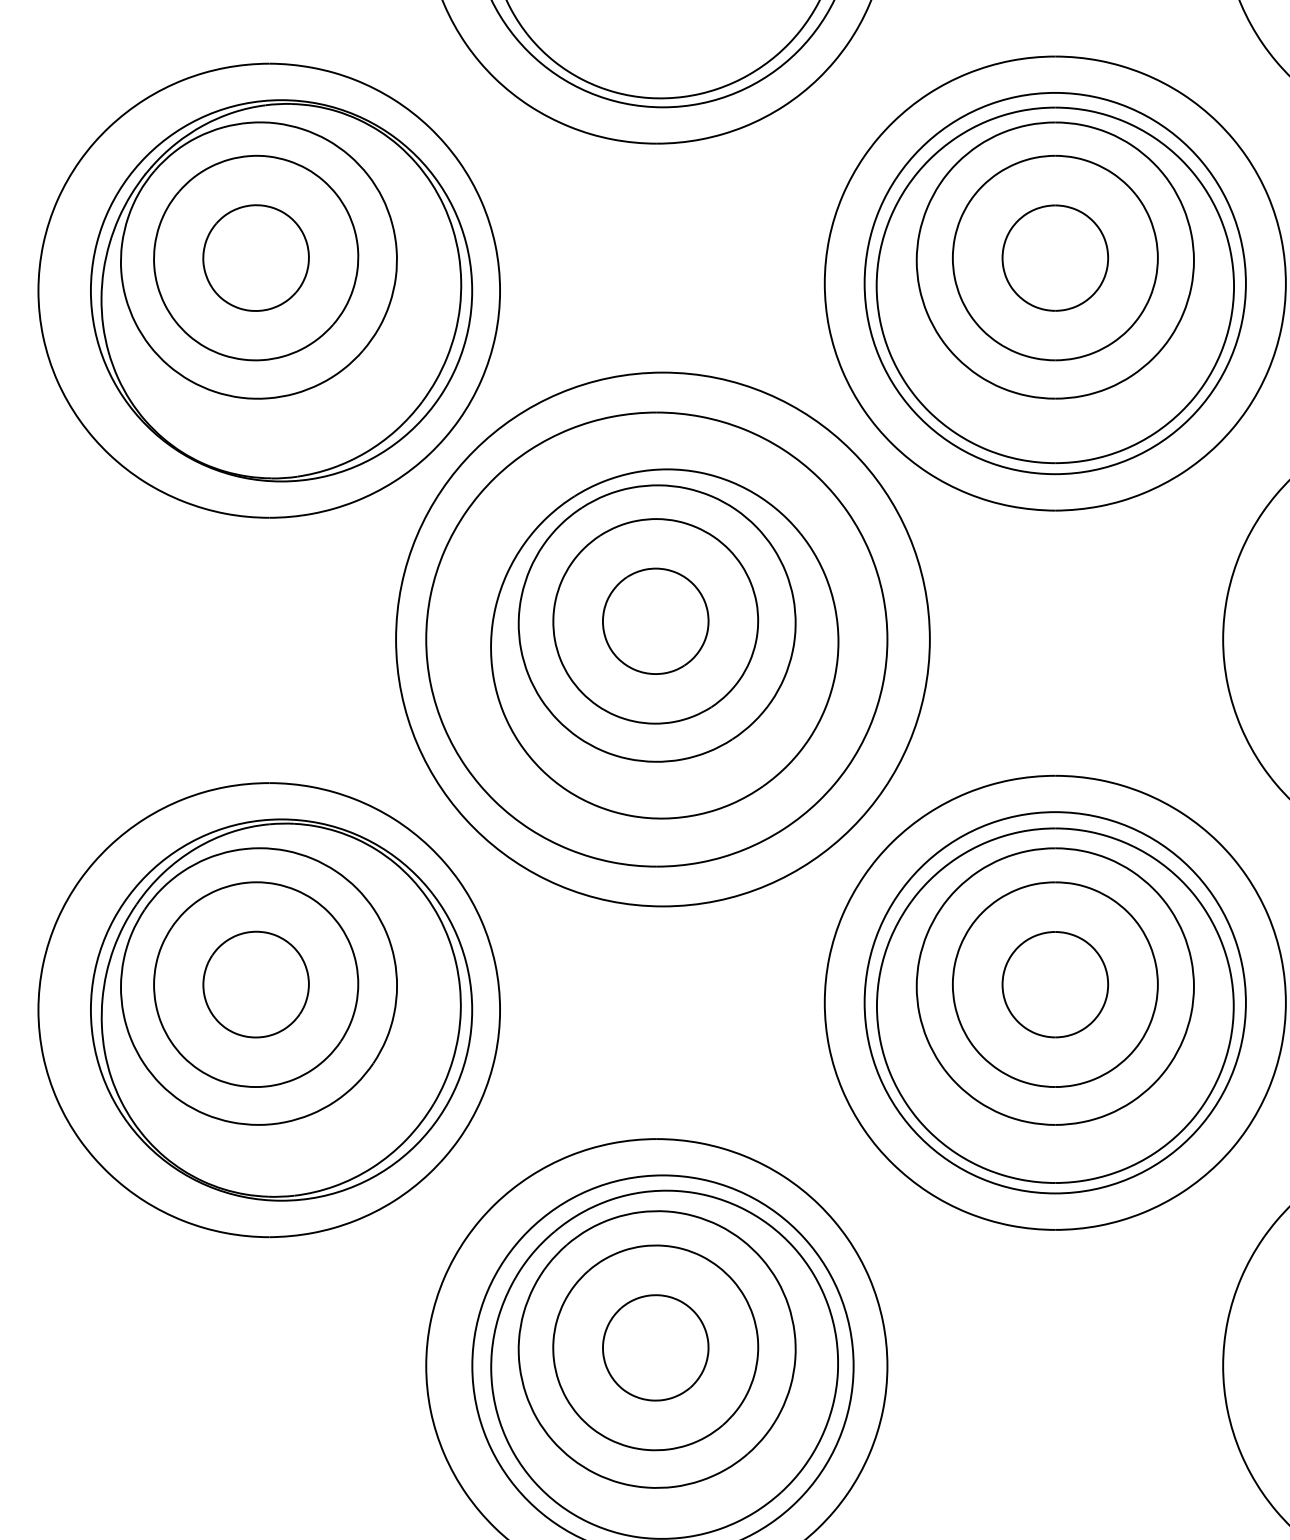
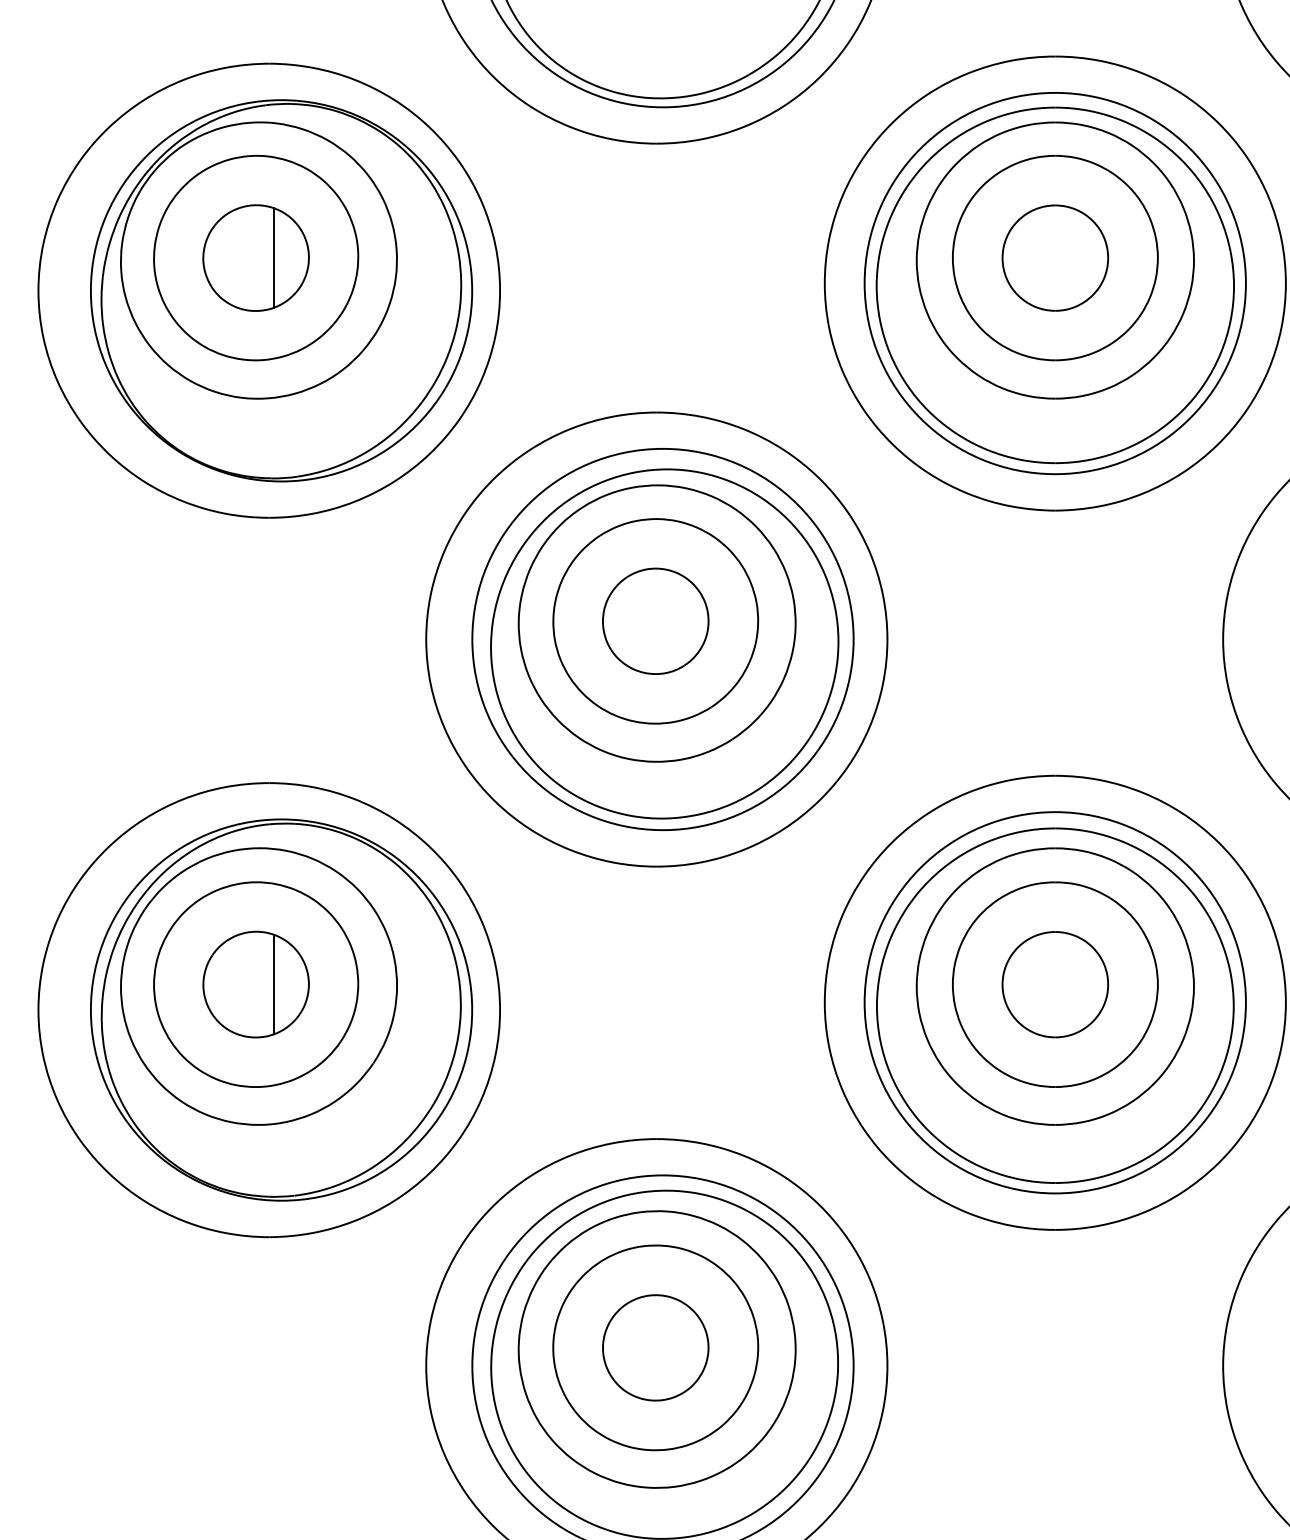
line: none -> present (274, 257)
circle diameter: 534 px -> 381 px (662, 639)
line: none -> present (274, 984)
